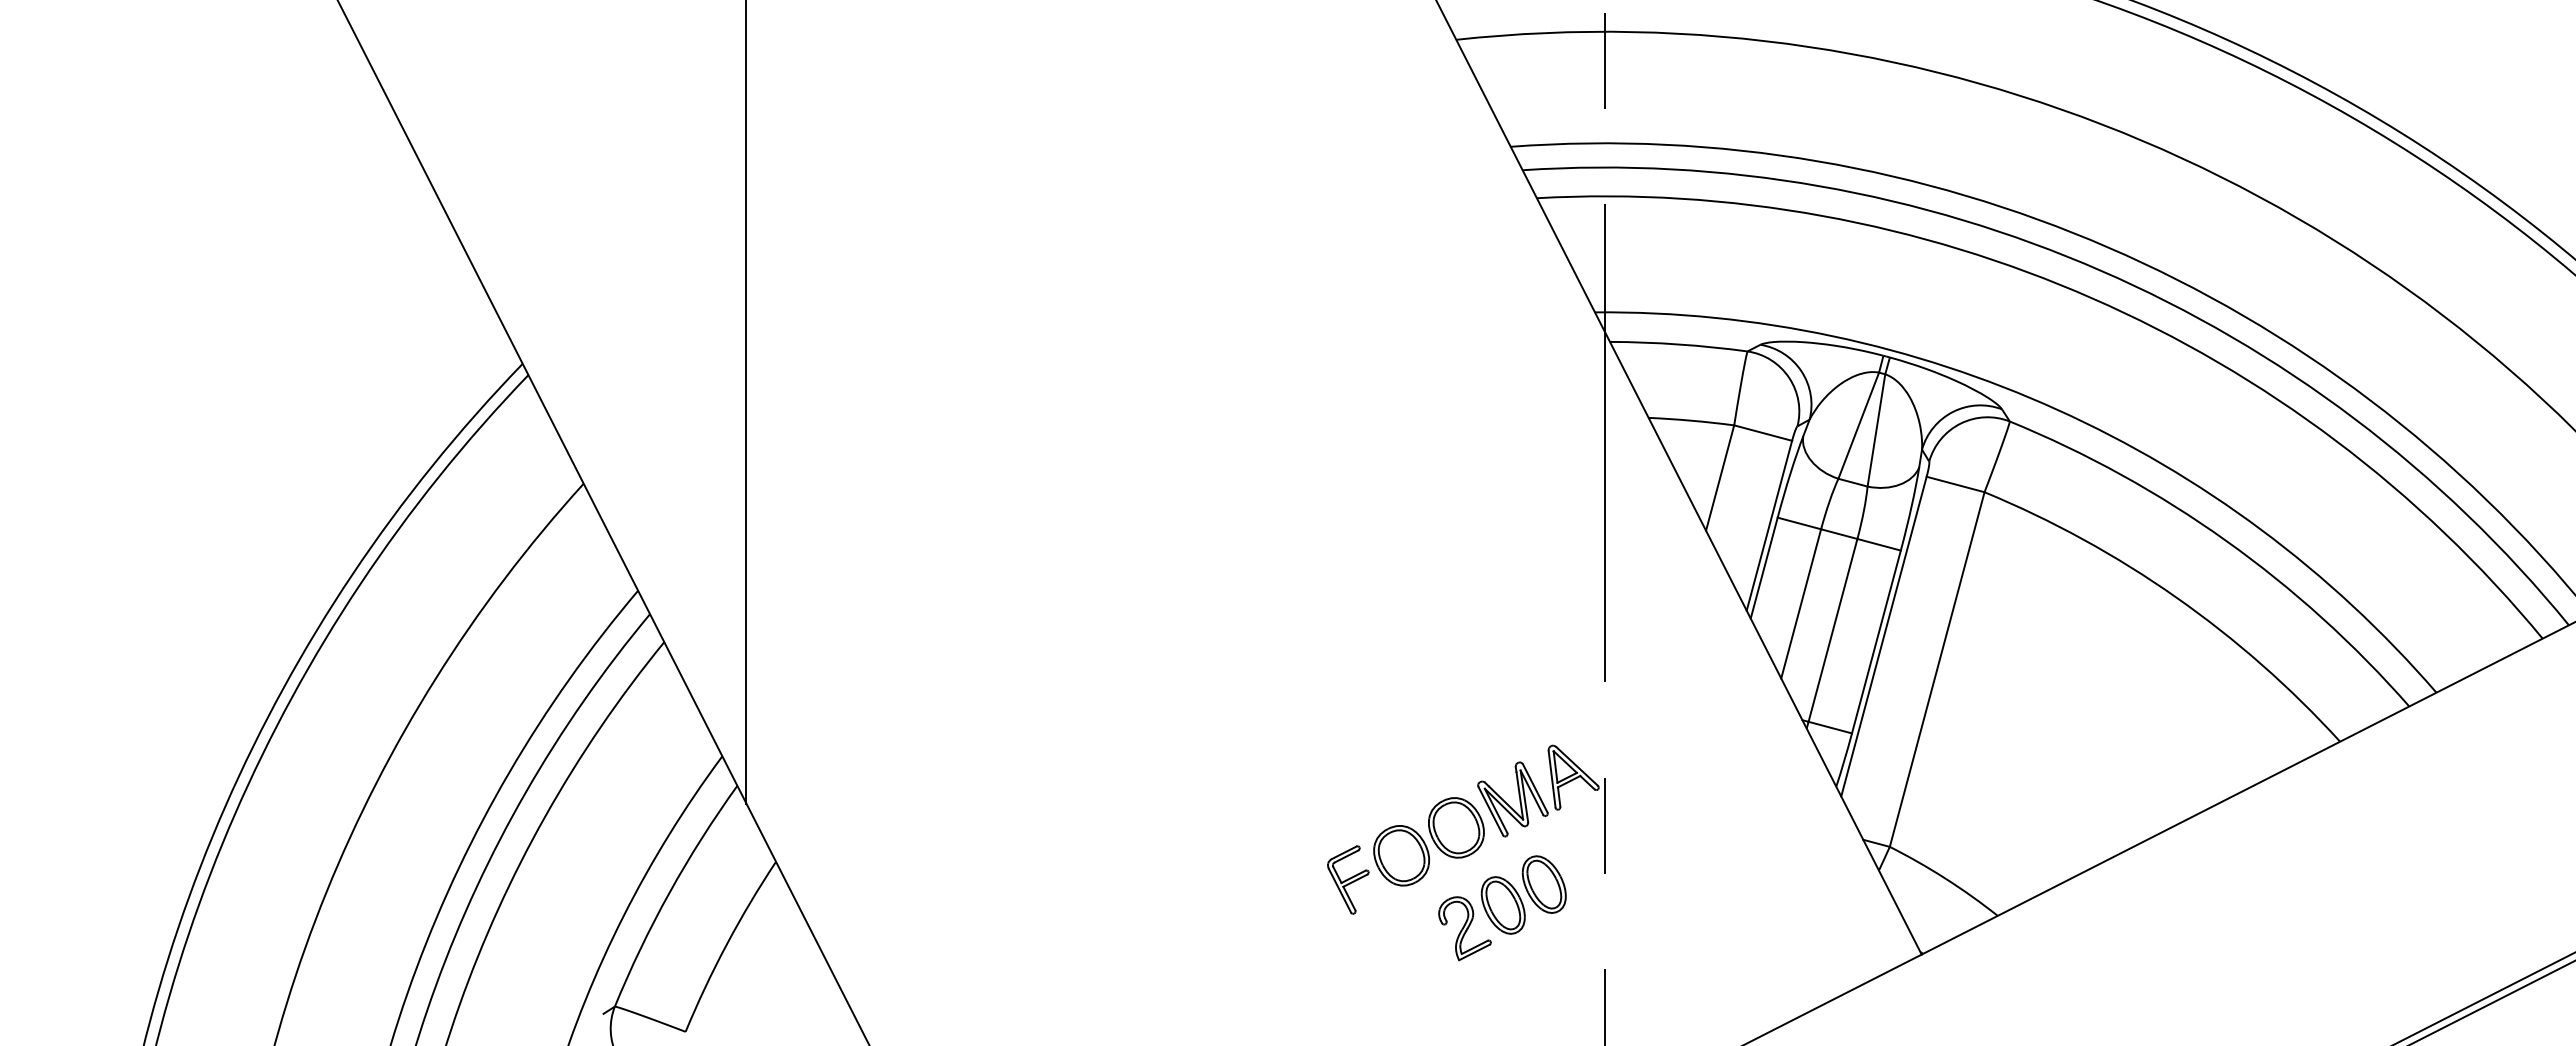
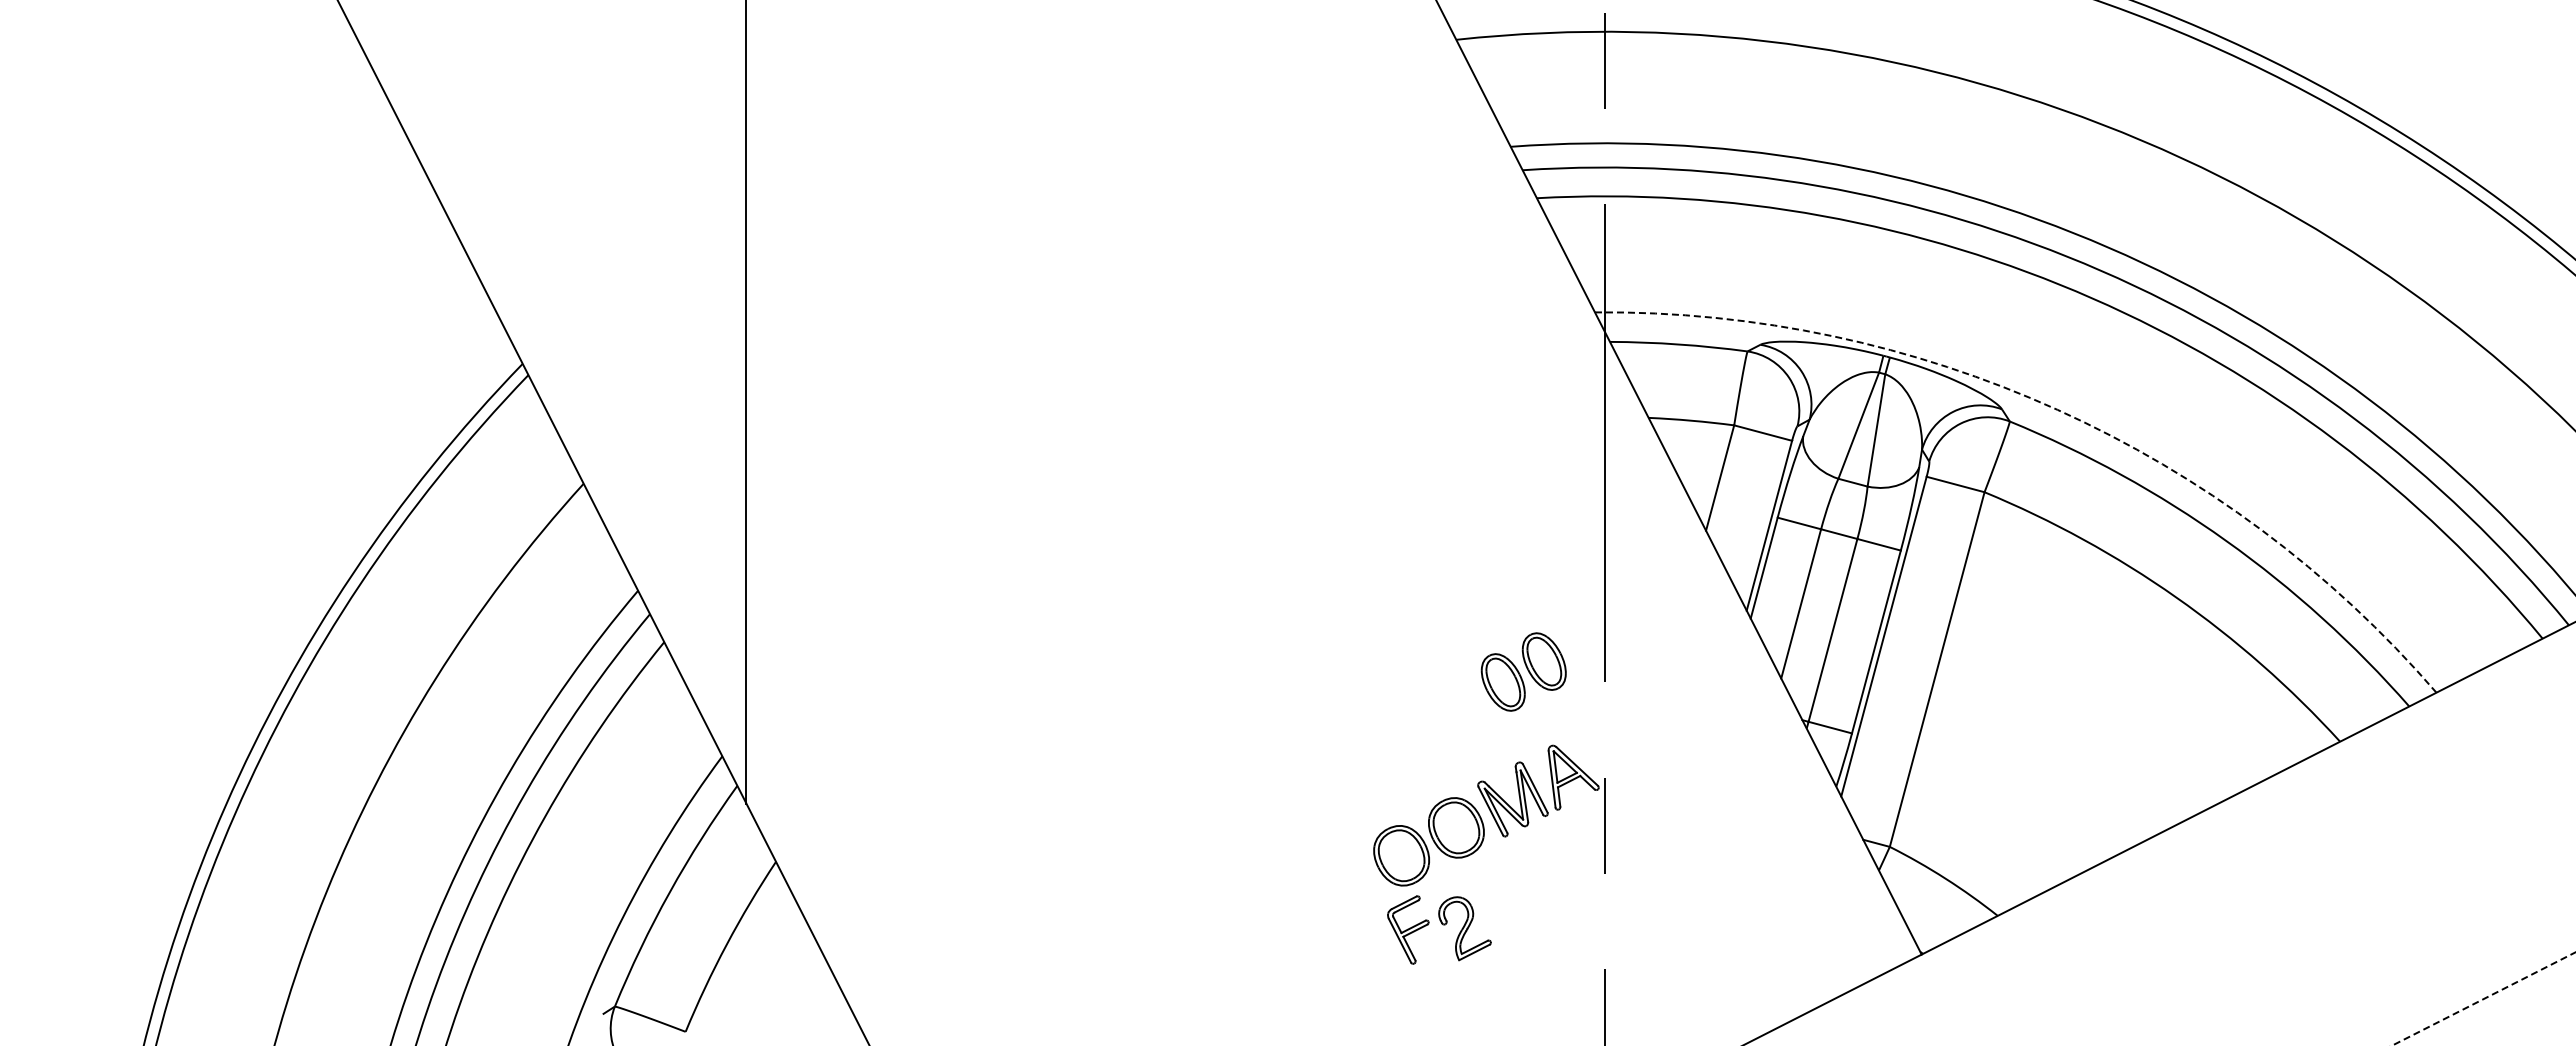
arc: solid -> dashed (2057, 409)
part position: (1348, 879) -> (1408, 929) (1408, 929)
part position: (1523, 894) -> (1523, 671) (1523, 671)
line: solid -> dashed (2484, 998)
line: present -> none (2492, 1002)
